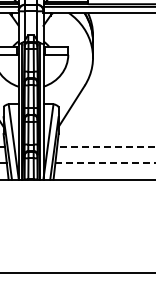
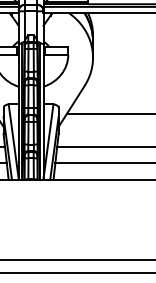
line: none -> present (109, 114)
line: dashed -> solid (106, 146)
line: dashed -> solid (105, 162)
line: none -> present (77, 260)
